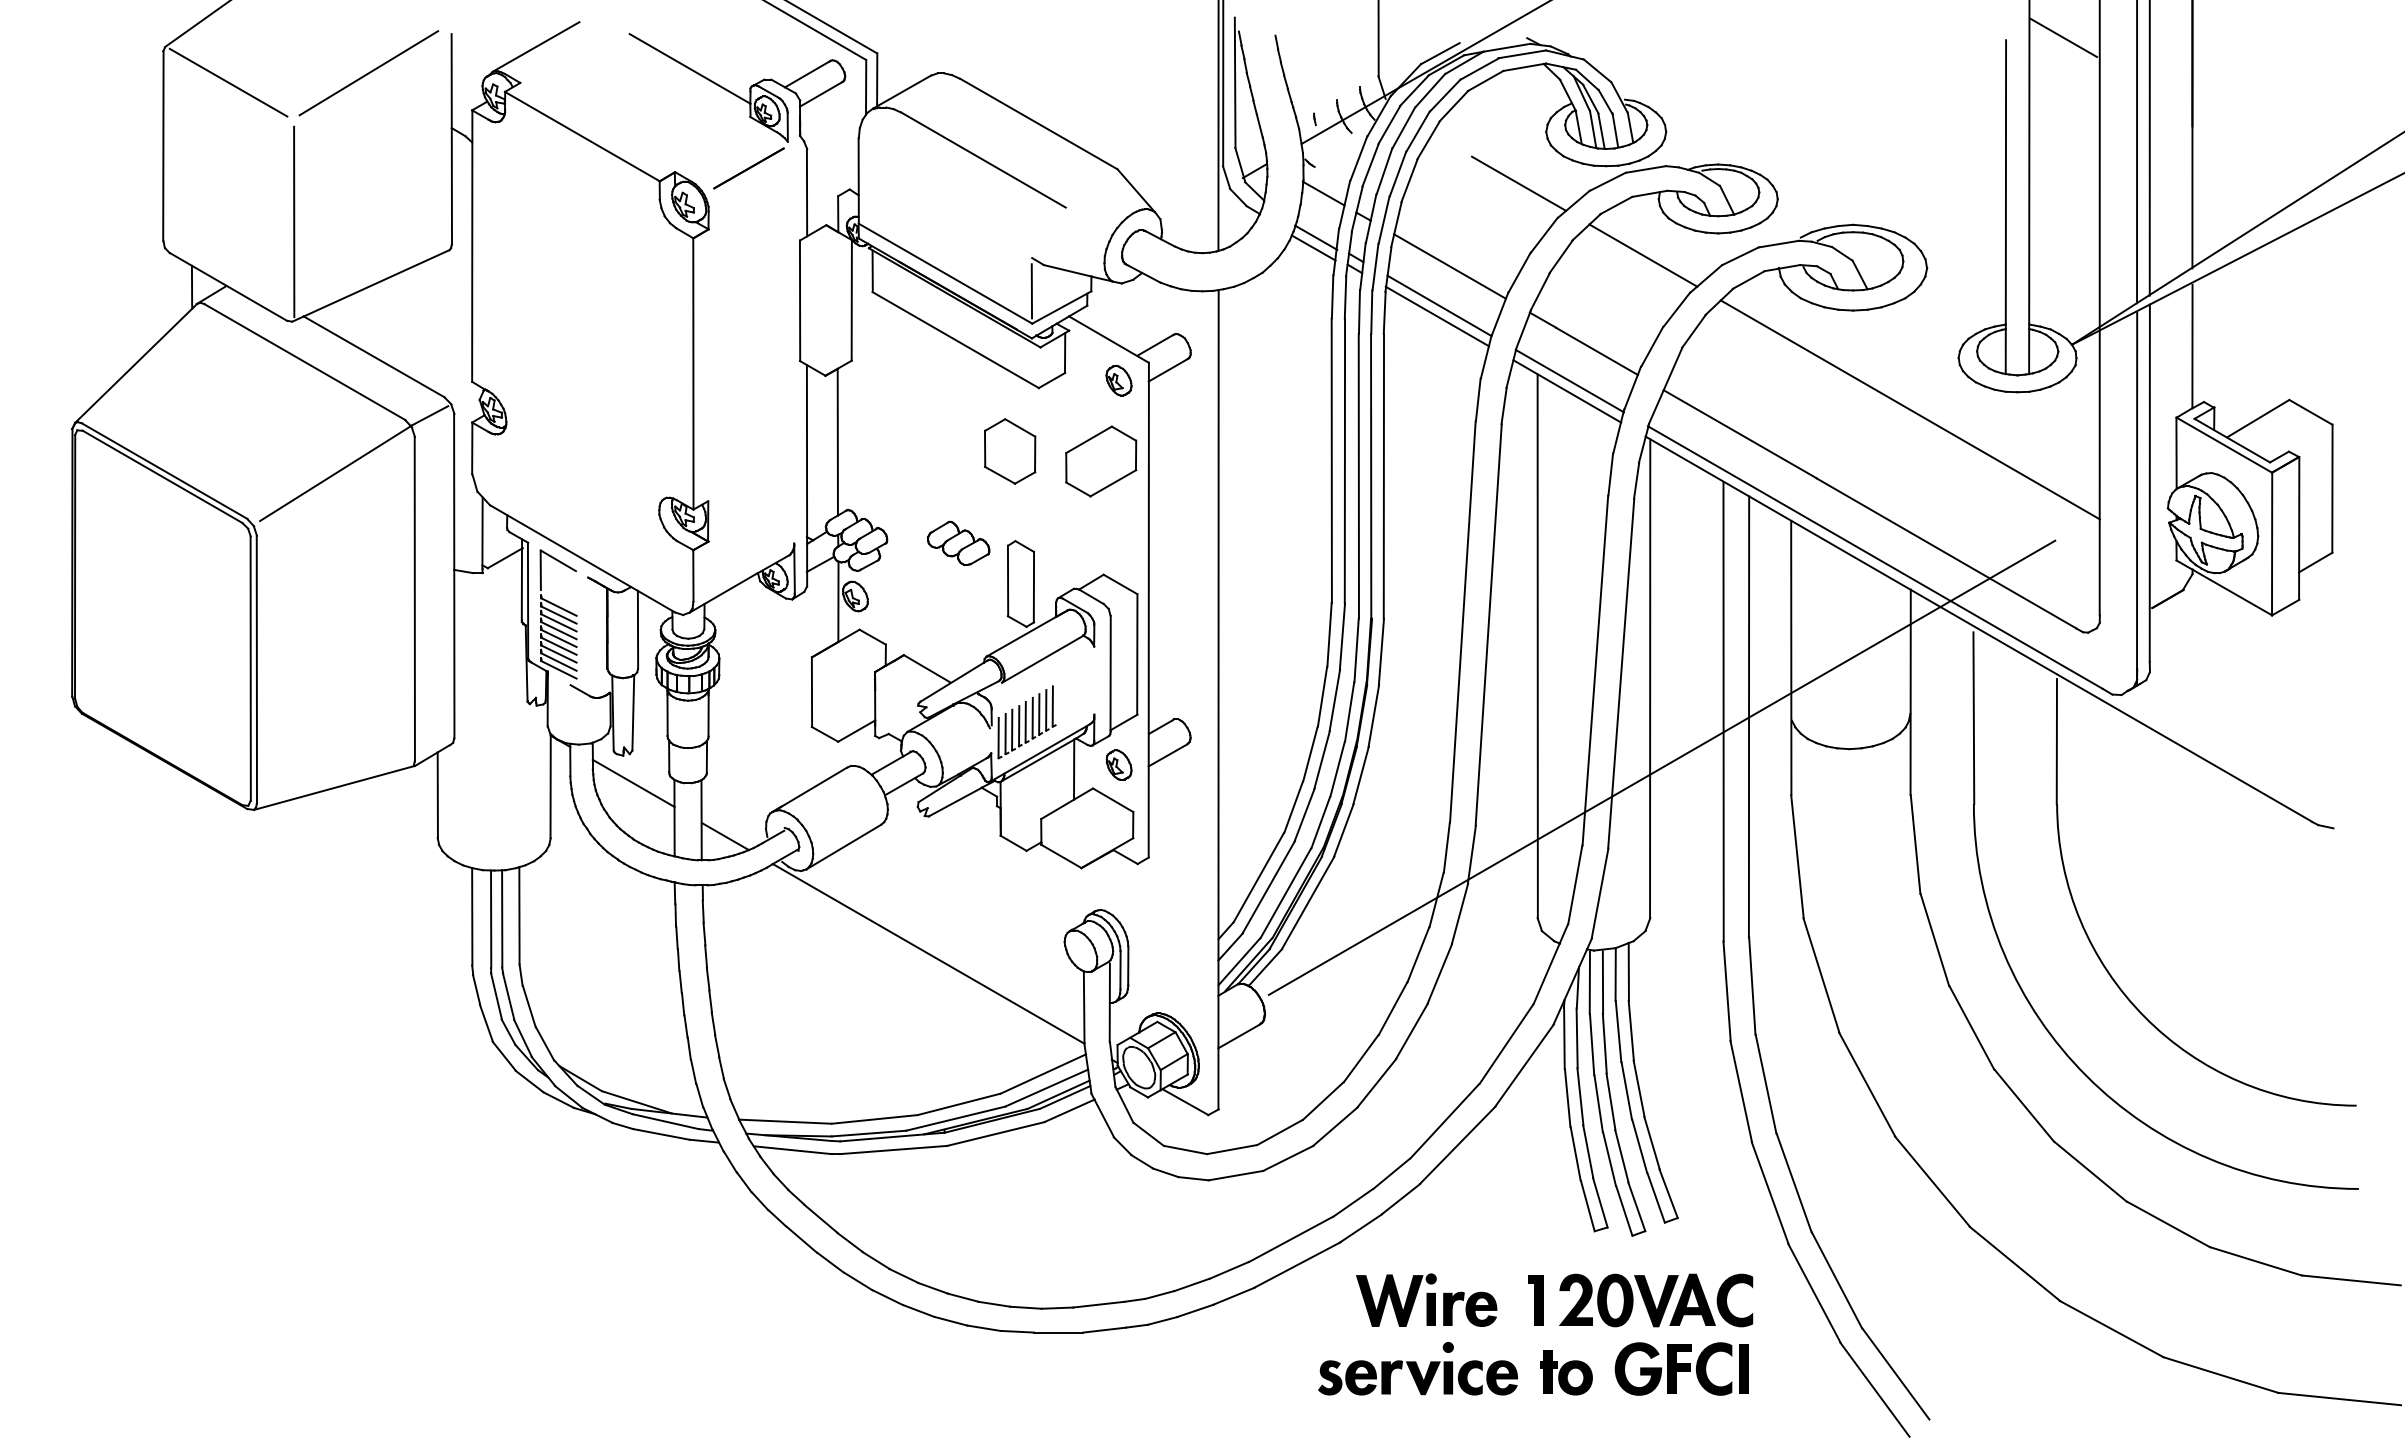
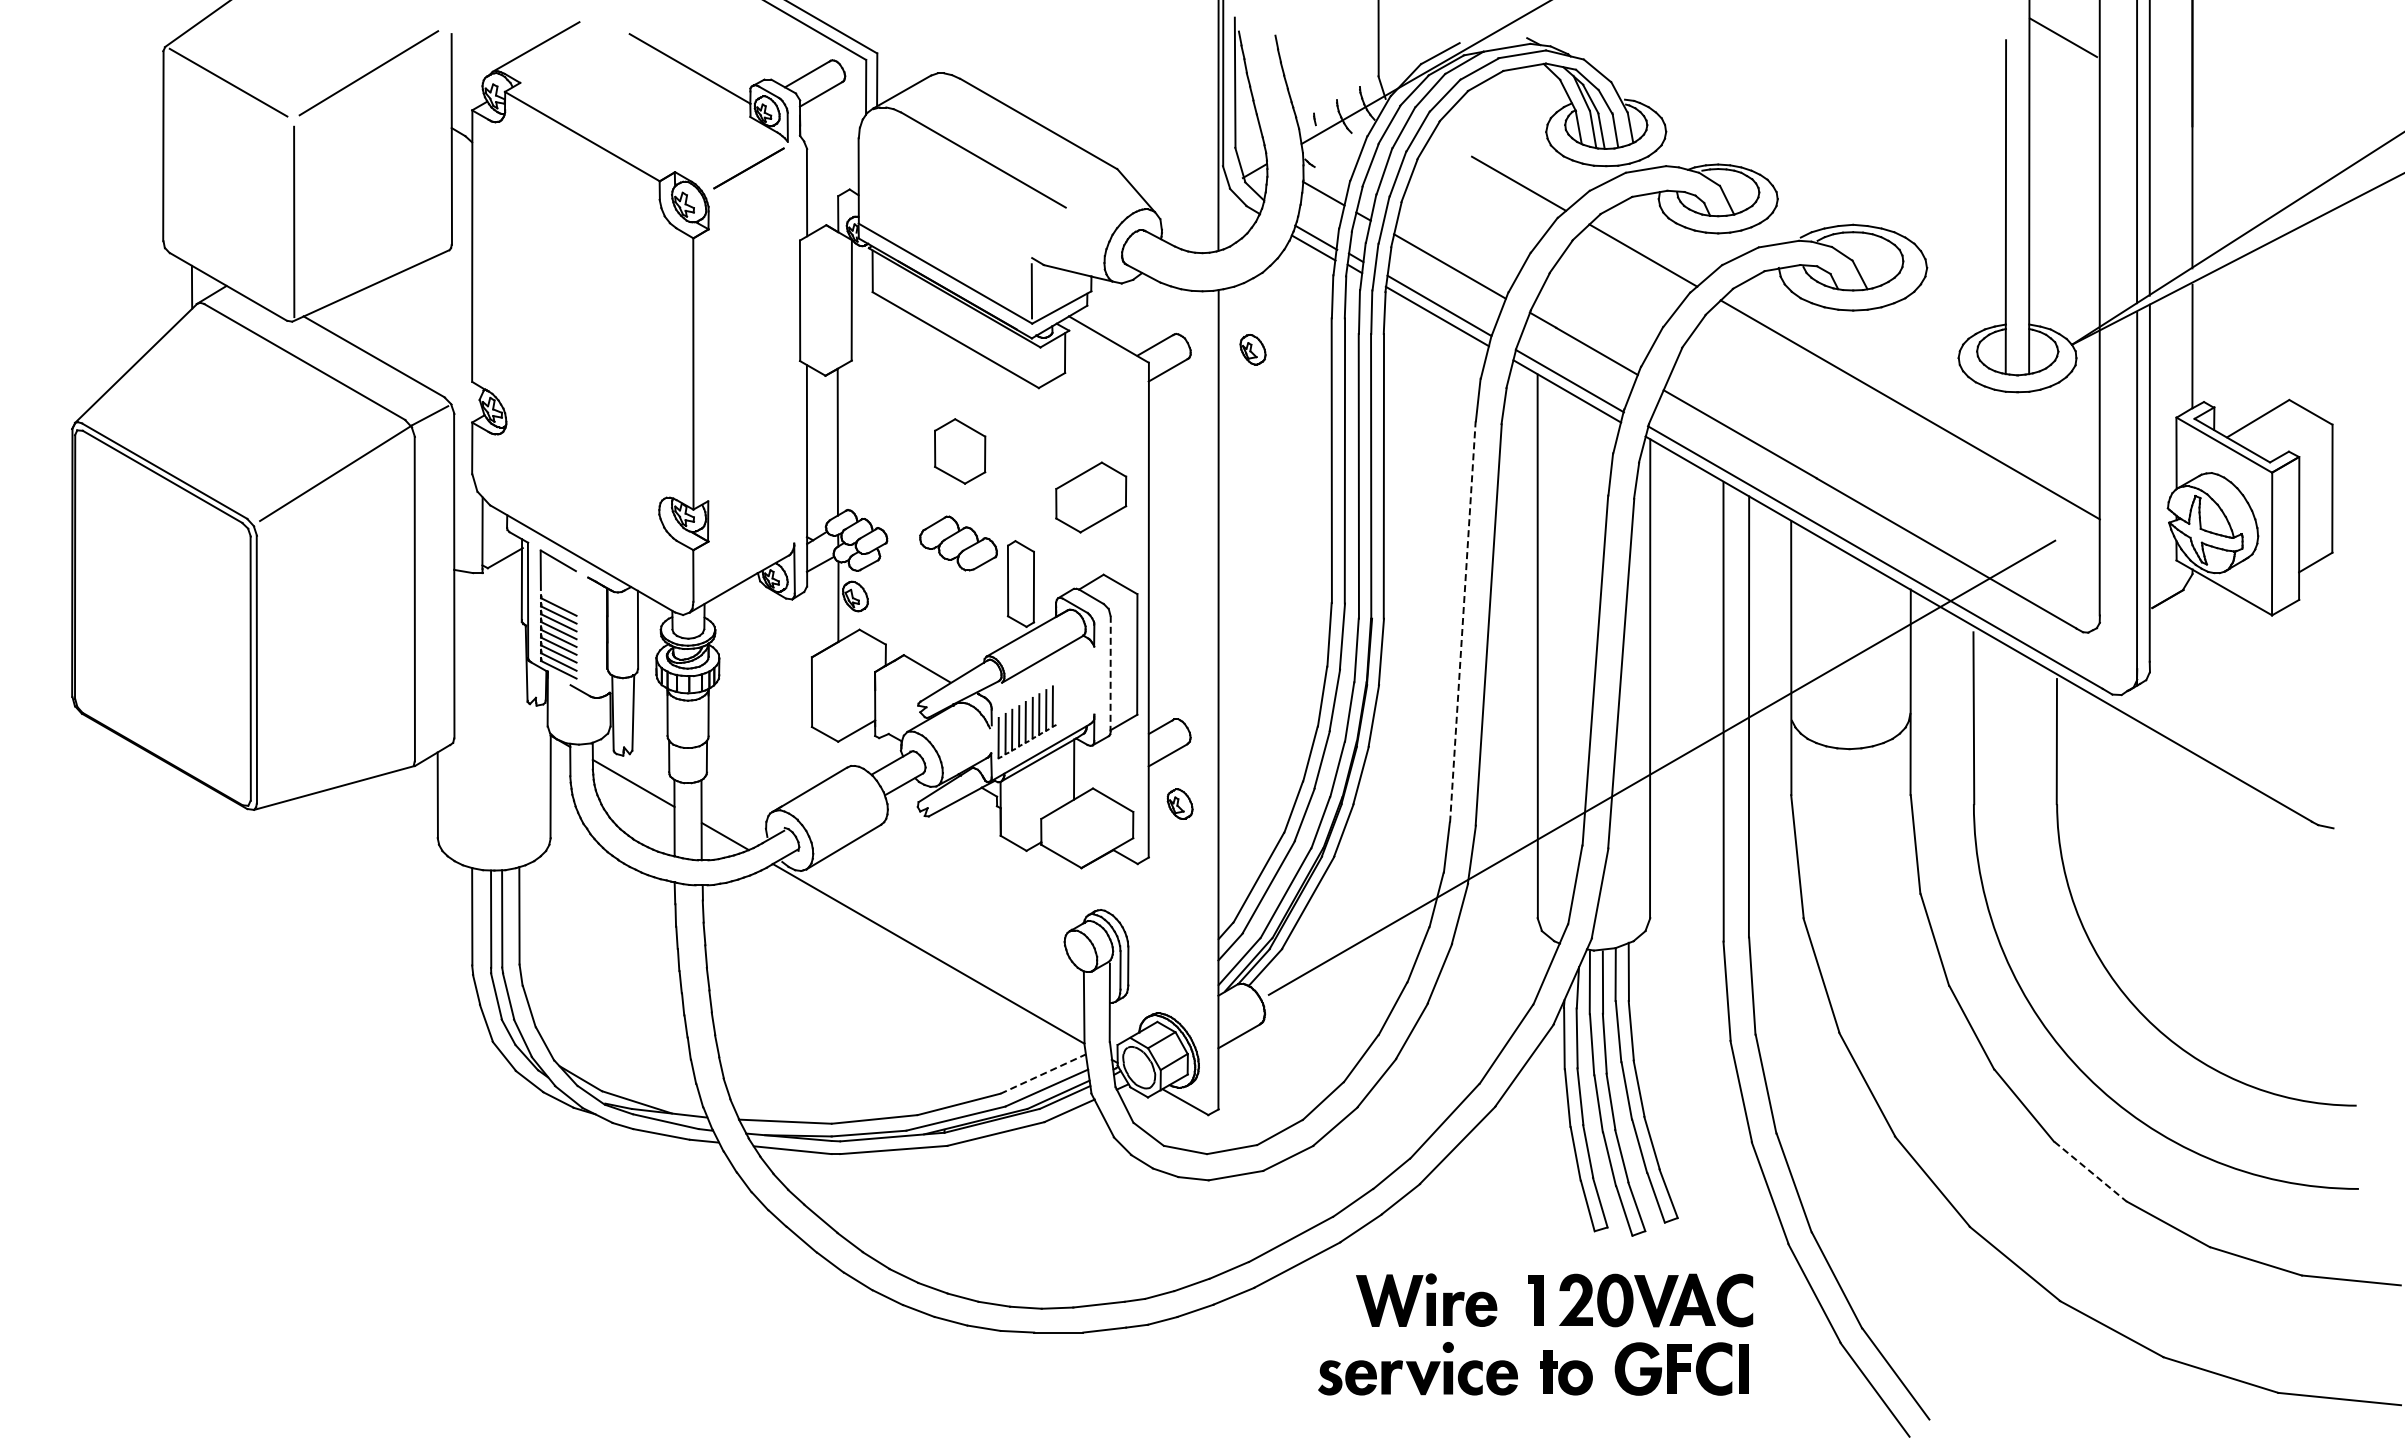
part position: (1118, 380) -> (1252, 349) (1252, 349)
part position: (1010, 451) -> (960, 451) (960, 451)
part position: (1101, 461) -> (1091, 497) (1091, 497)
part size: 64x46 px -> 79x57 px (958, 543)
line: solid -> dashed (1462, 621)
line: solid -> dashed (1110, 674)
part position: (1118, 764) -> (1179, 803) (1179, 803)
line: solid -> dashed (1043, 1073)
line: solid -> dashed (2090, 1171)
